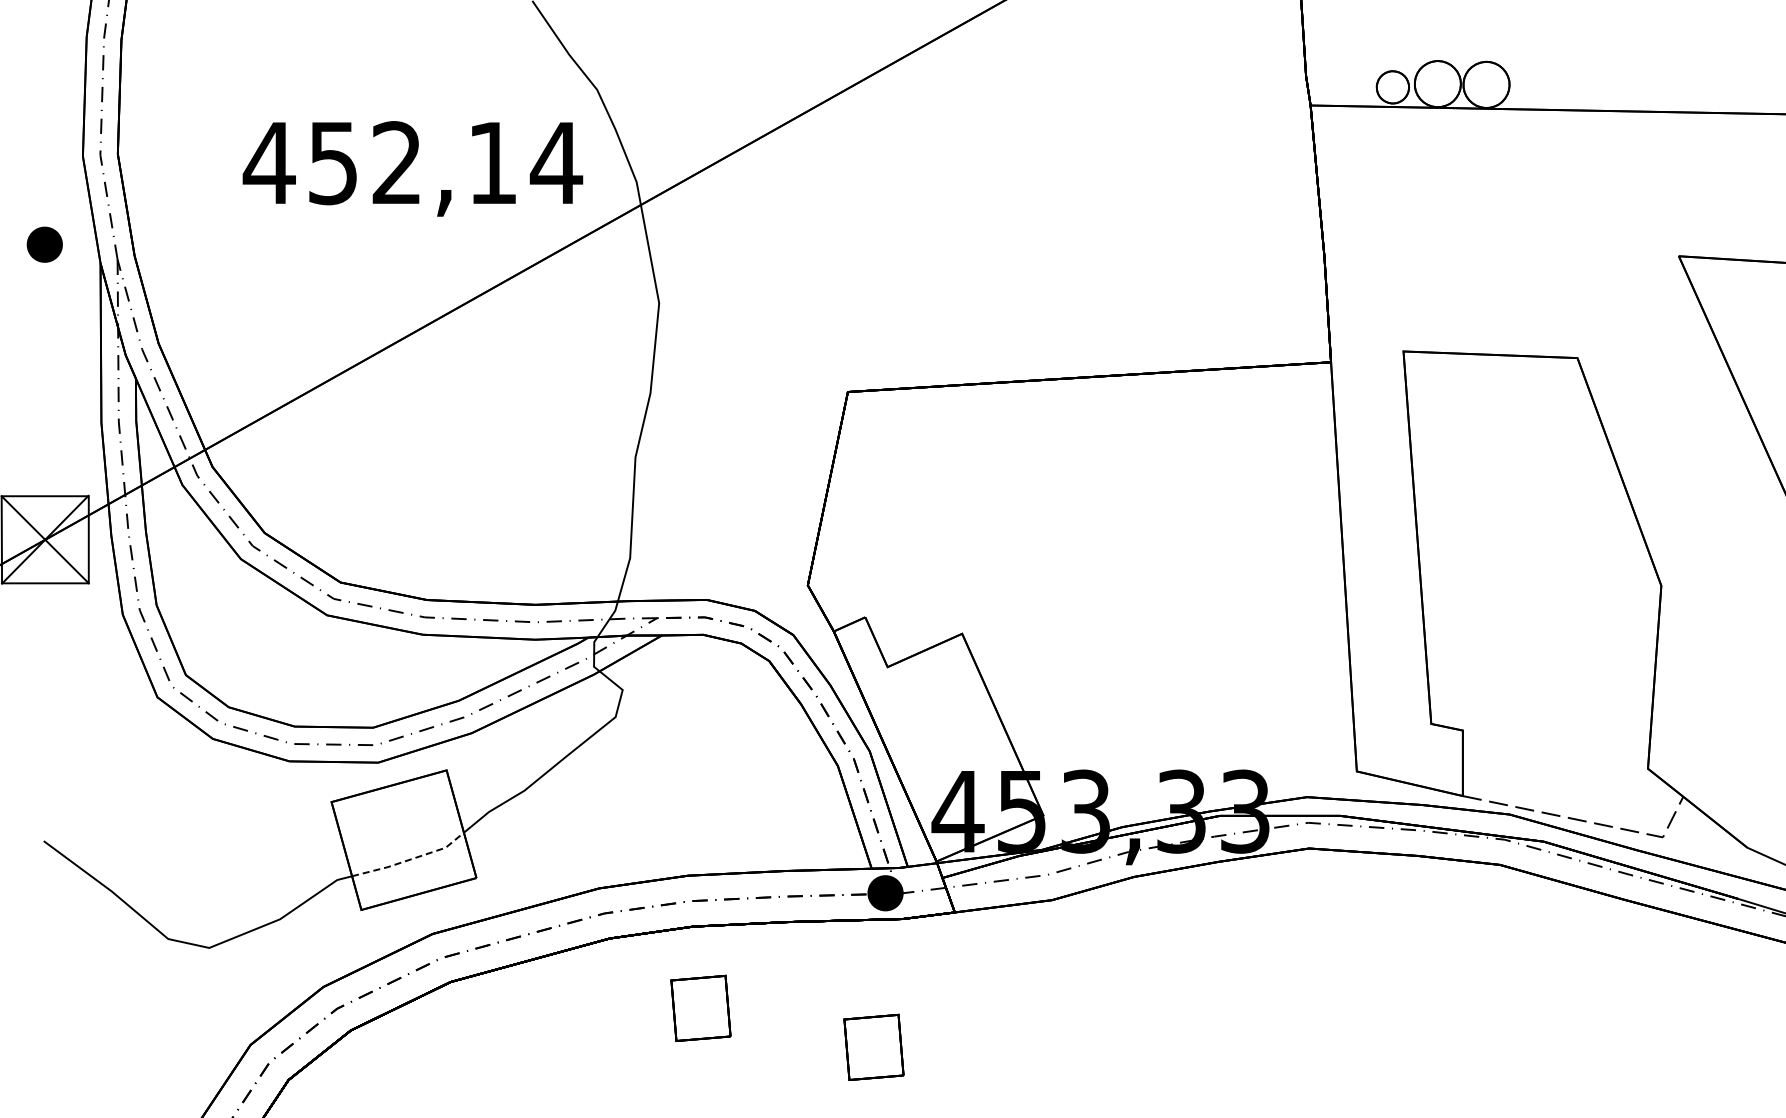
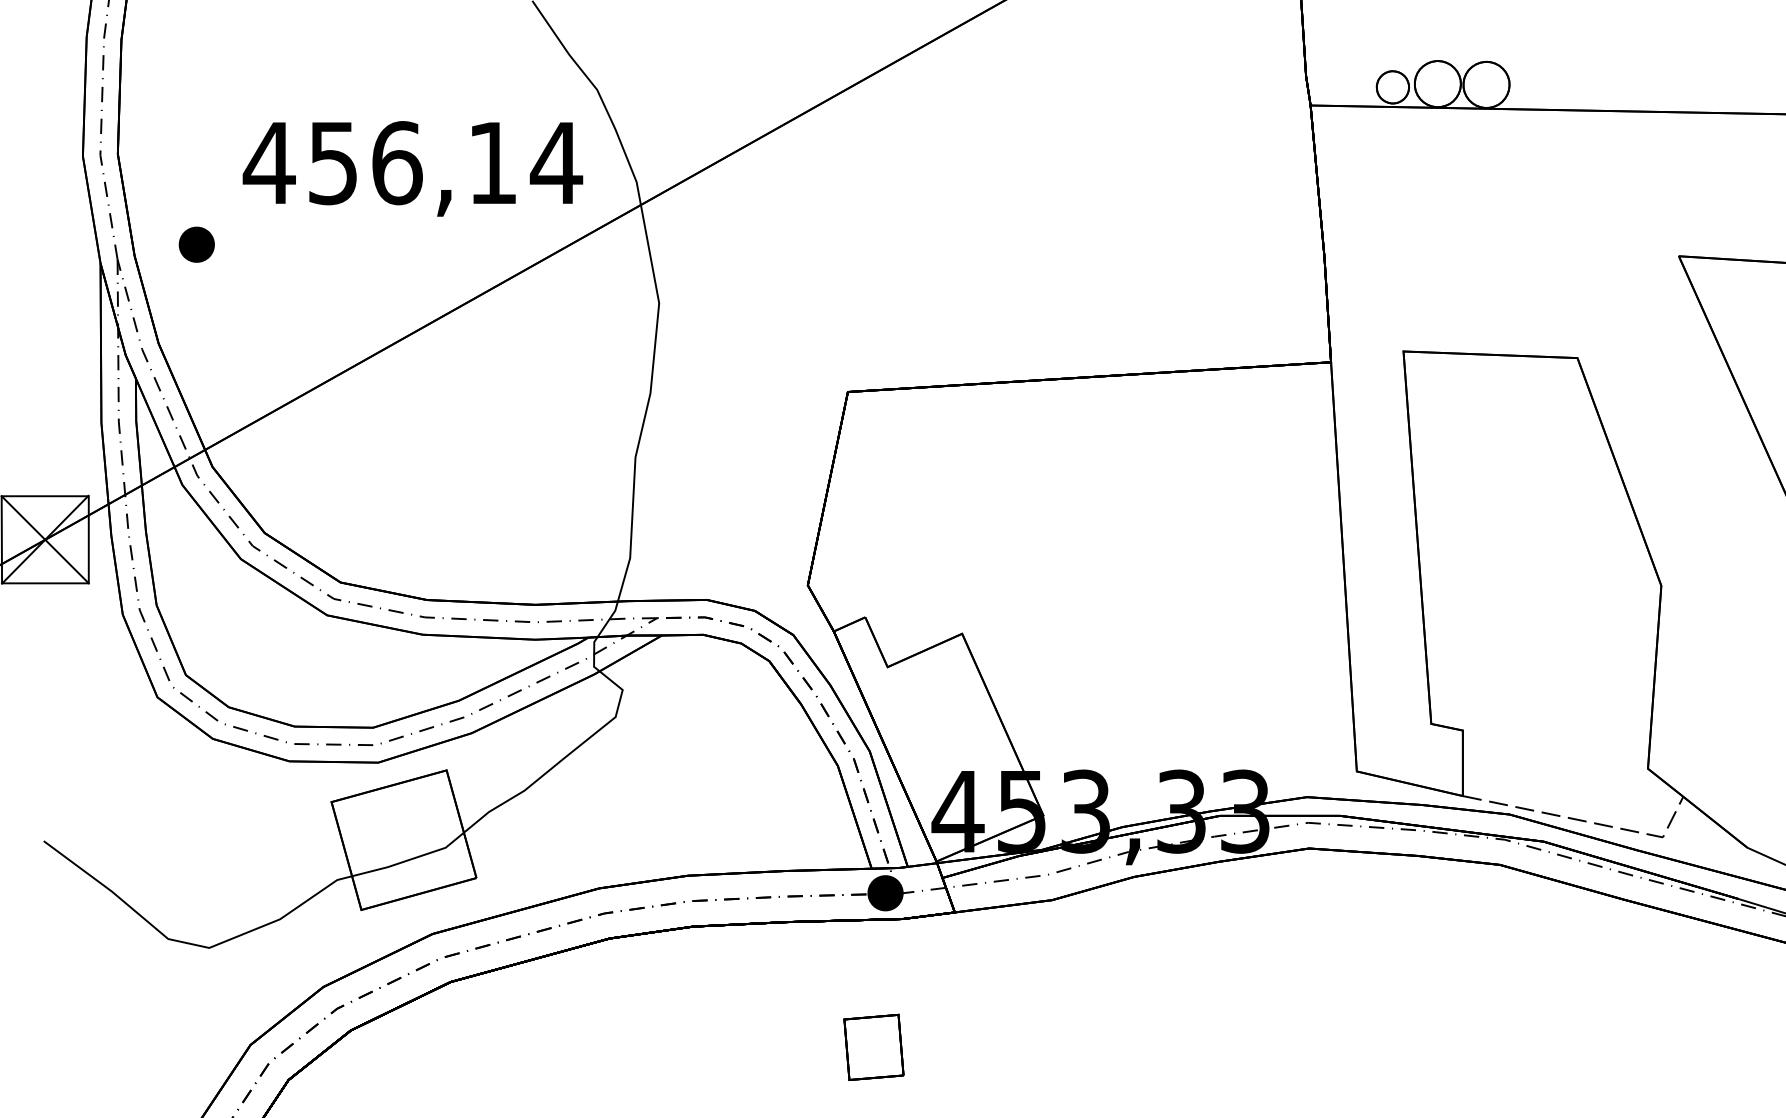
text: 452,14 -> 456,14 (397, 163)
part position: (44, 244) -> (196, 244) (196, 244)
line: dashed -> solid (411, 859)
part: present -> none (700, 1007)
